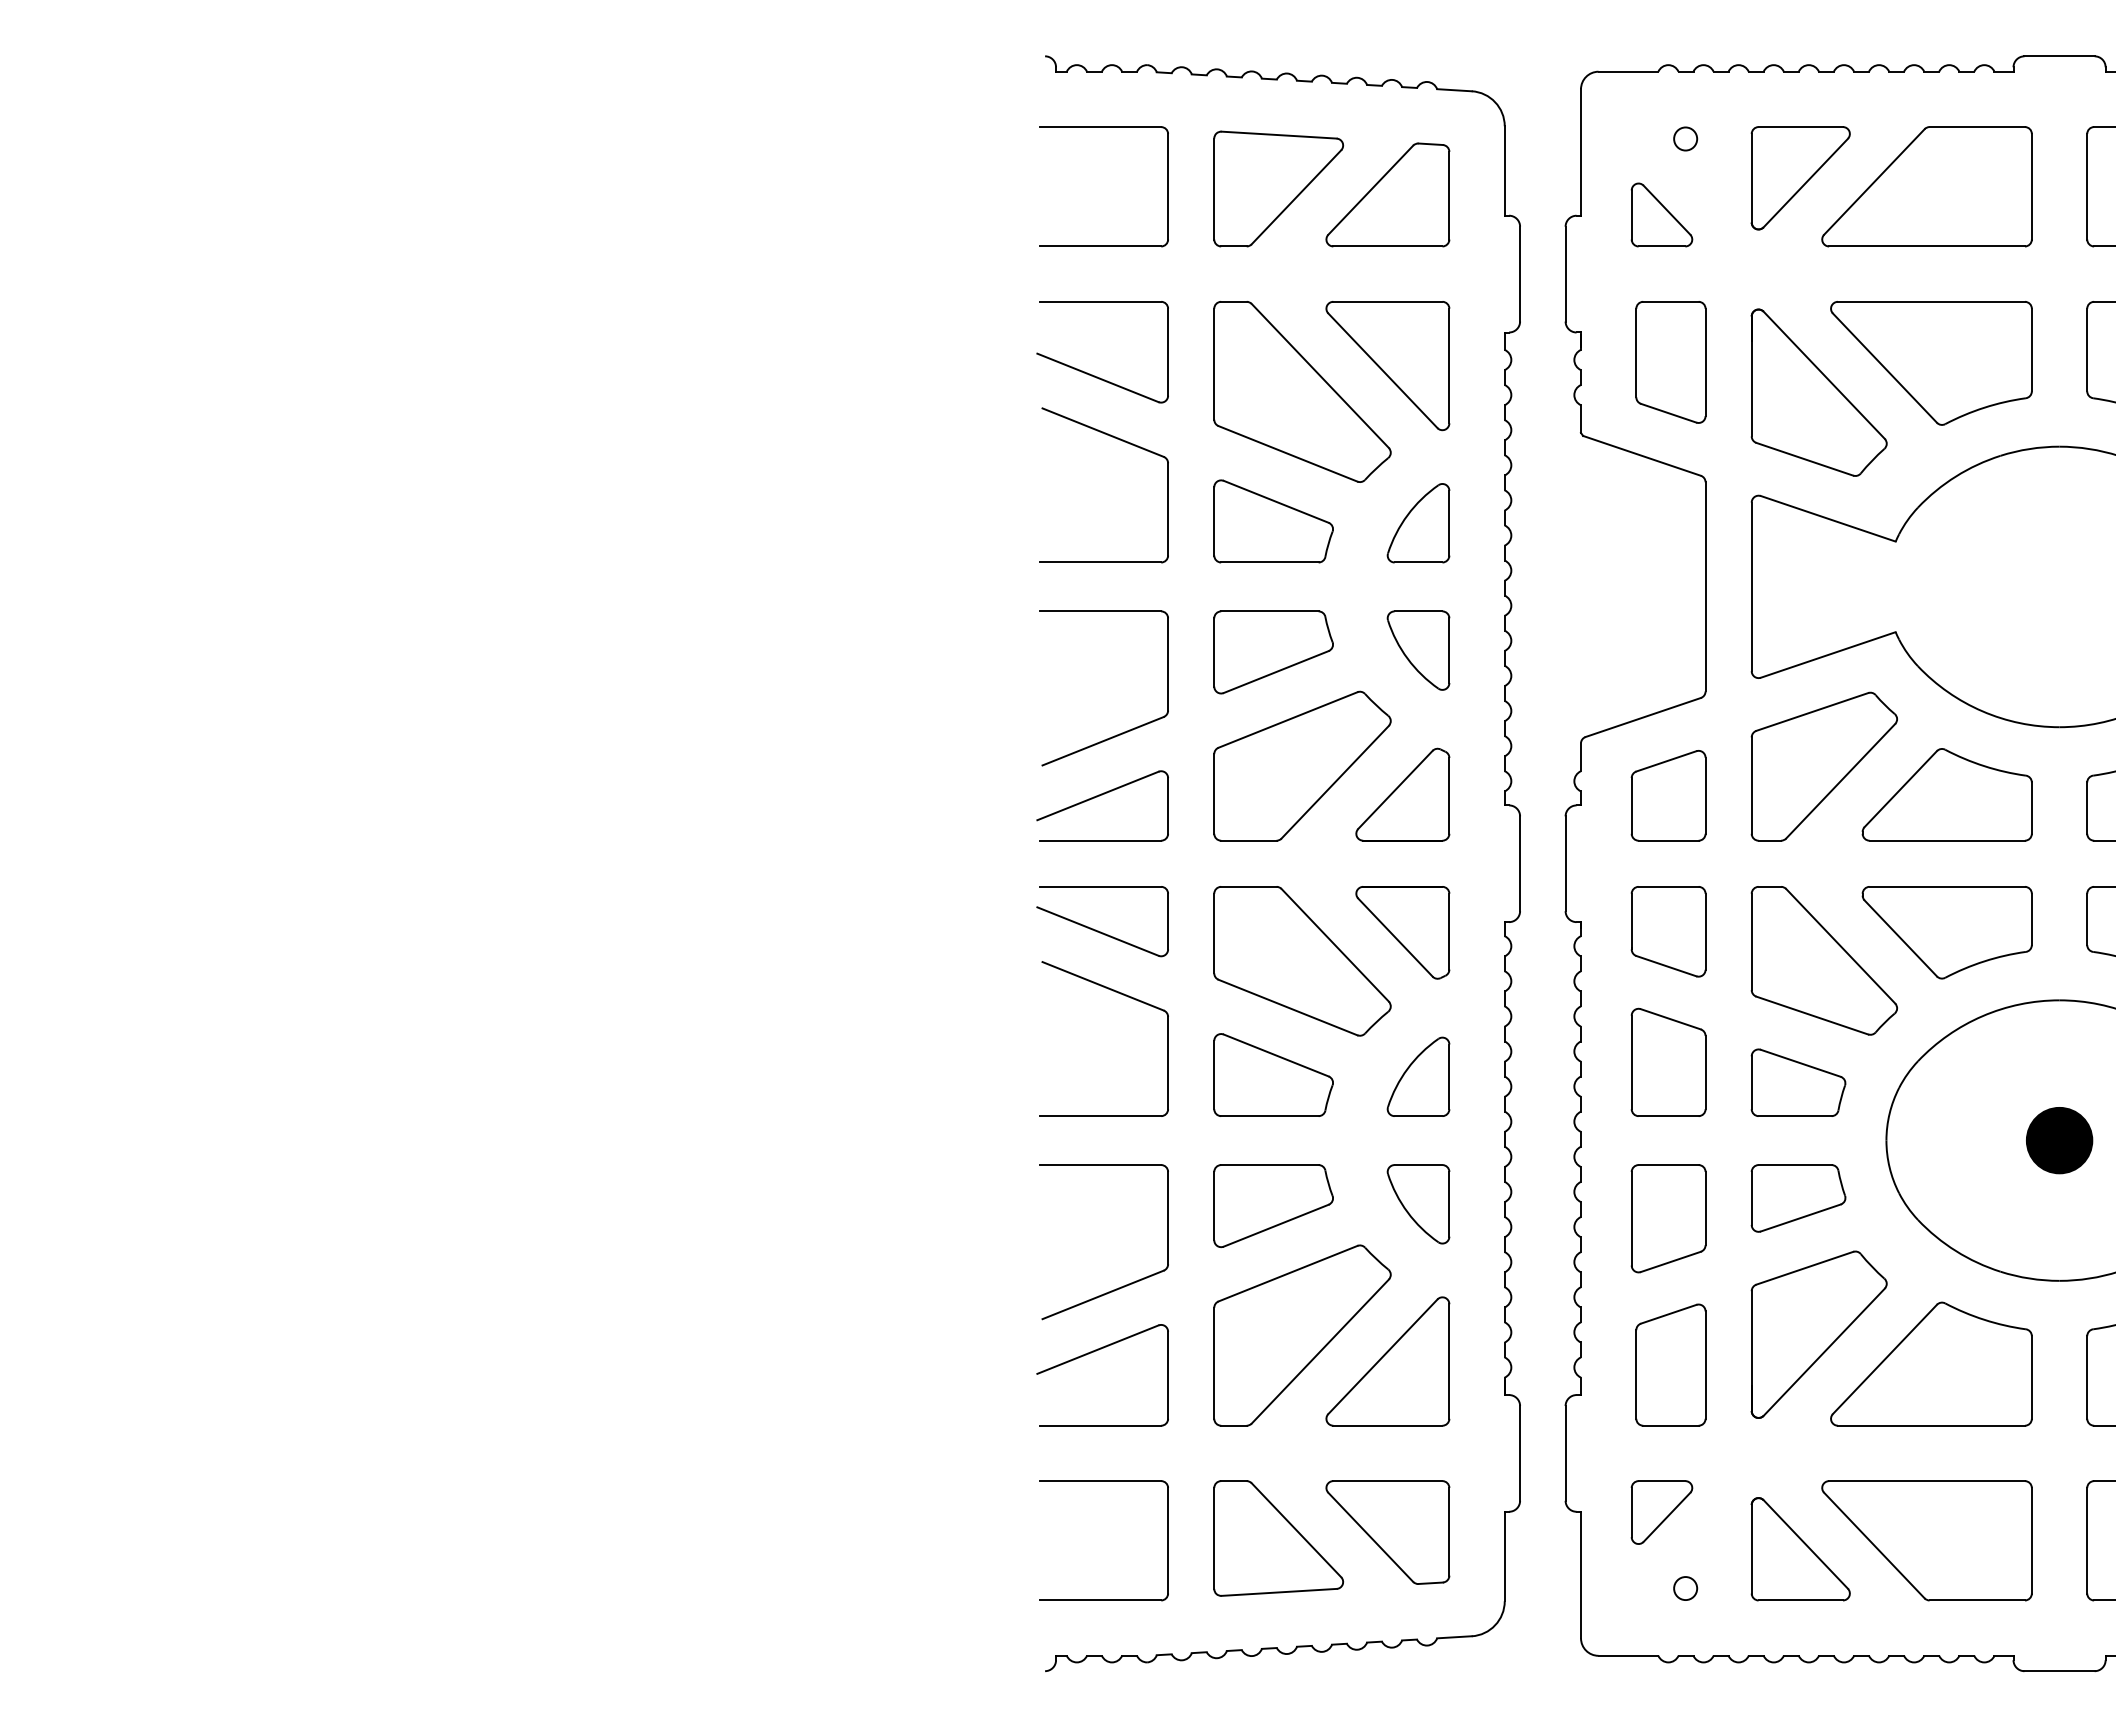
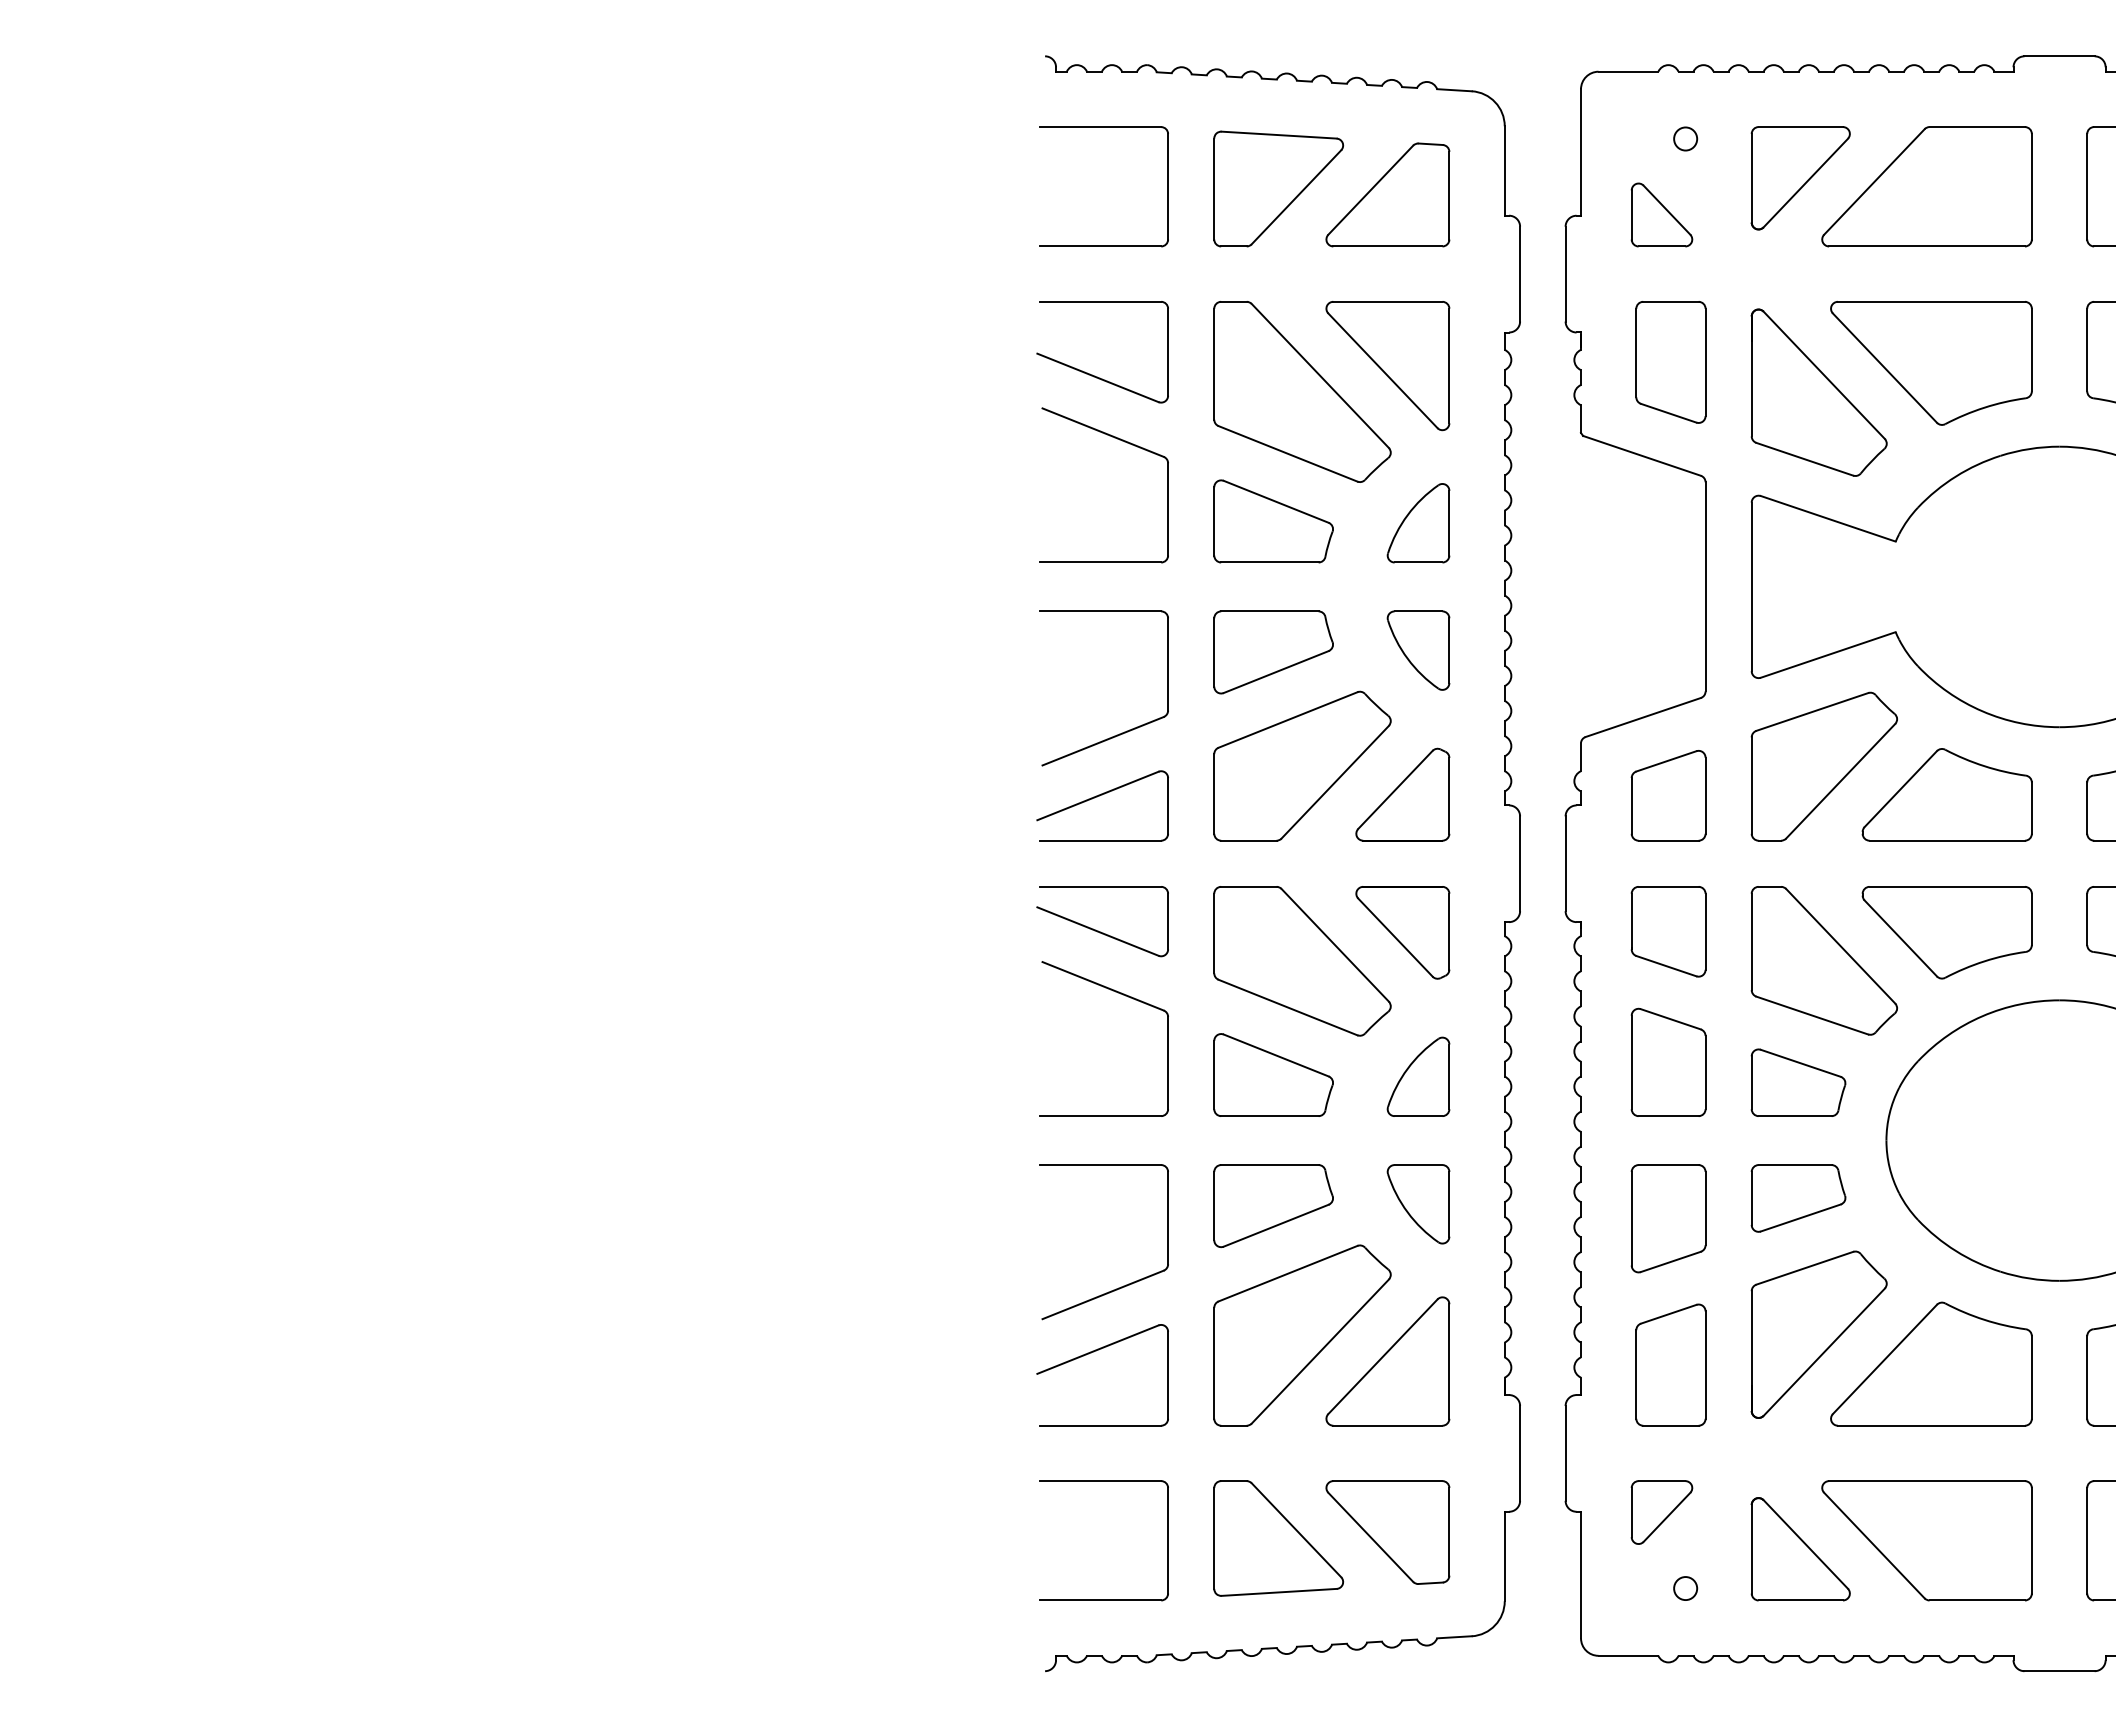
part: present -> none (2059, 1140)
